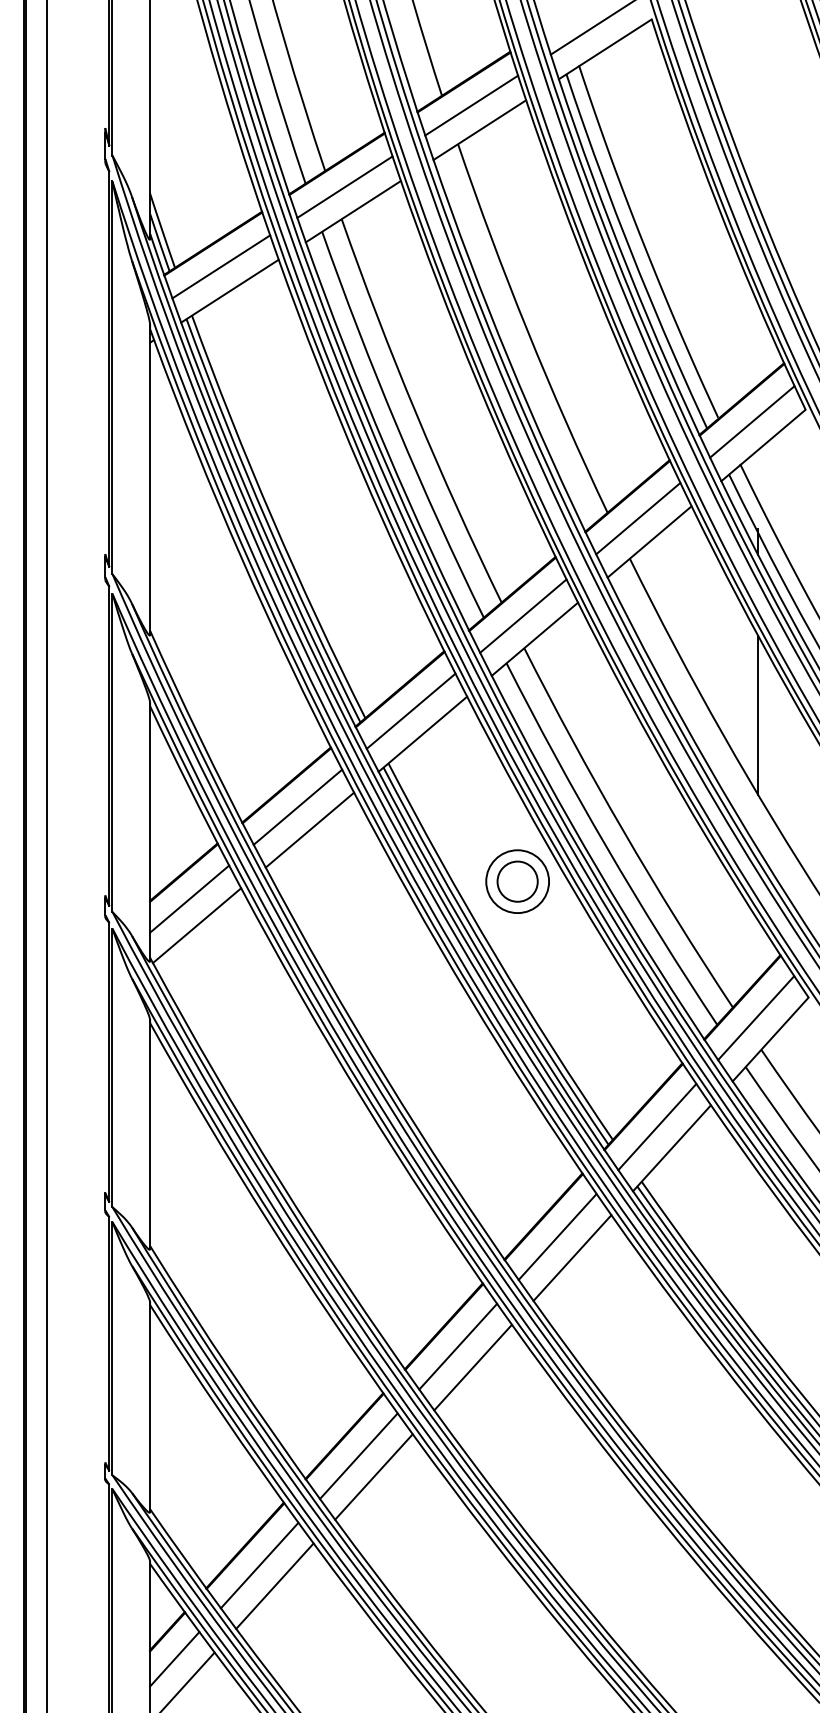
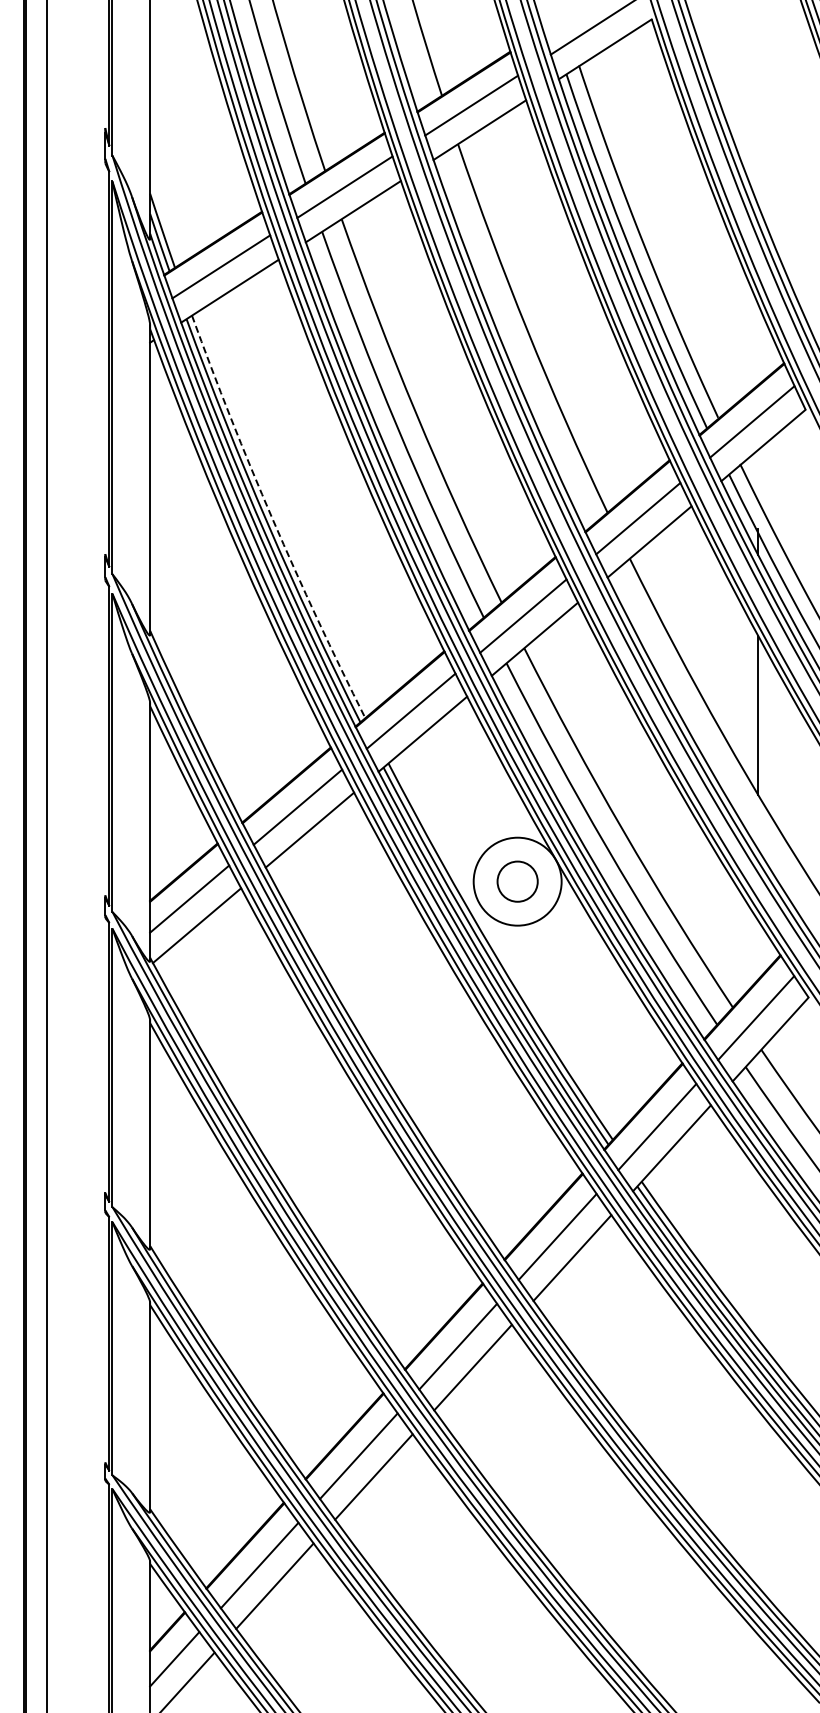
arc: solid -> dashed (272, 519)
circle diameter: 63 px -> 88 px (517, 881)
